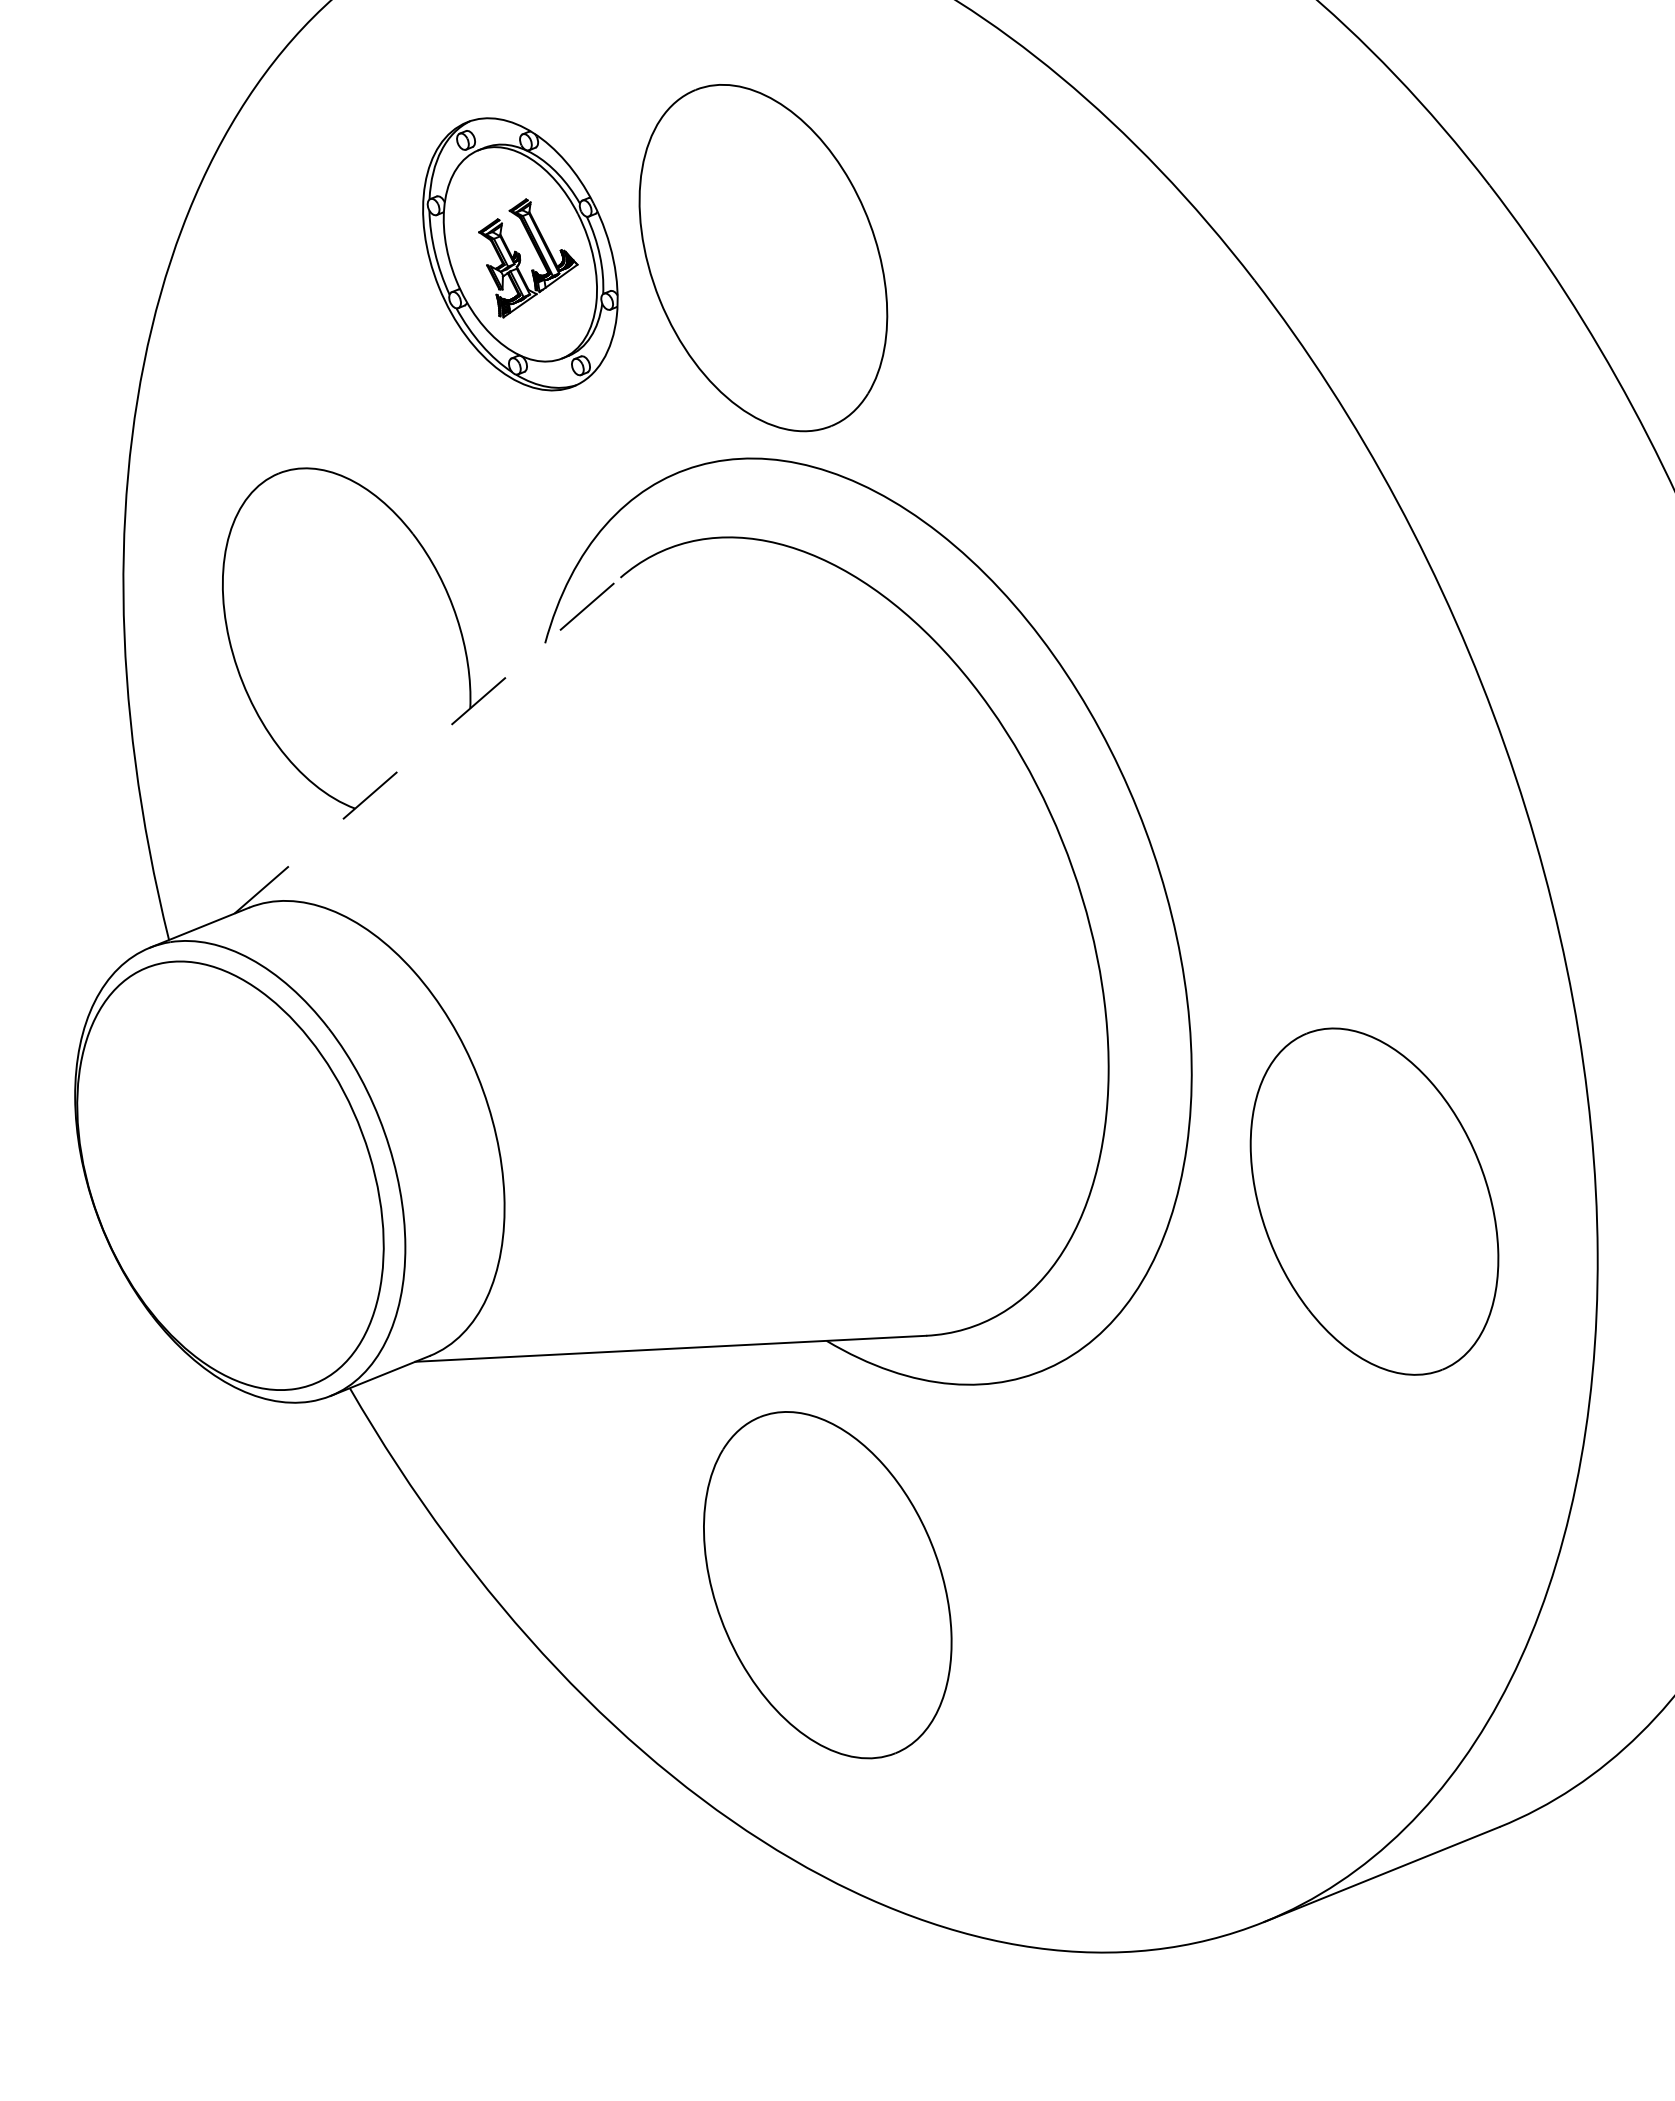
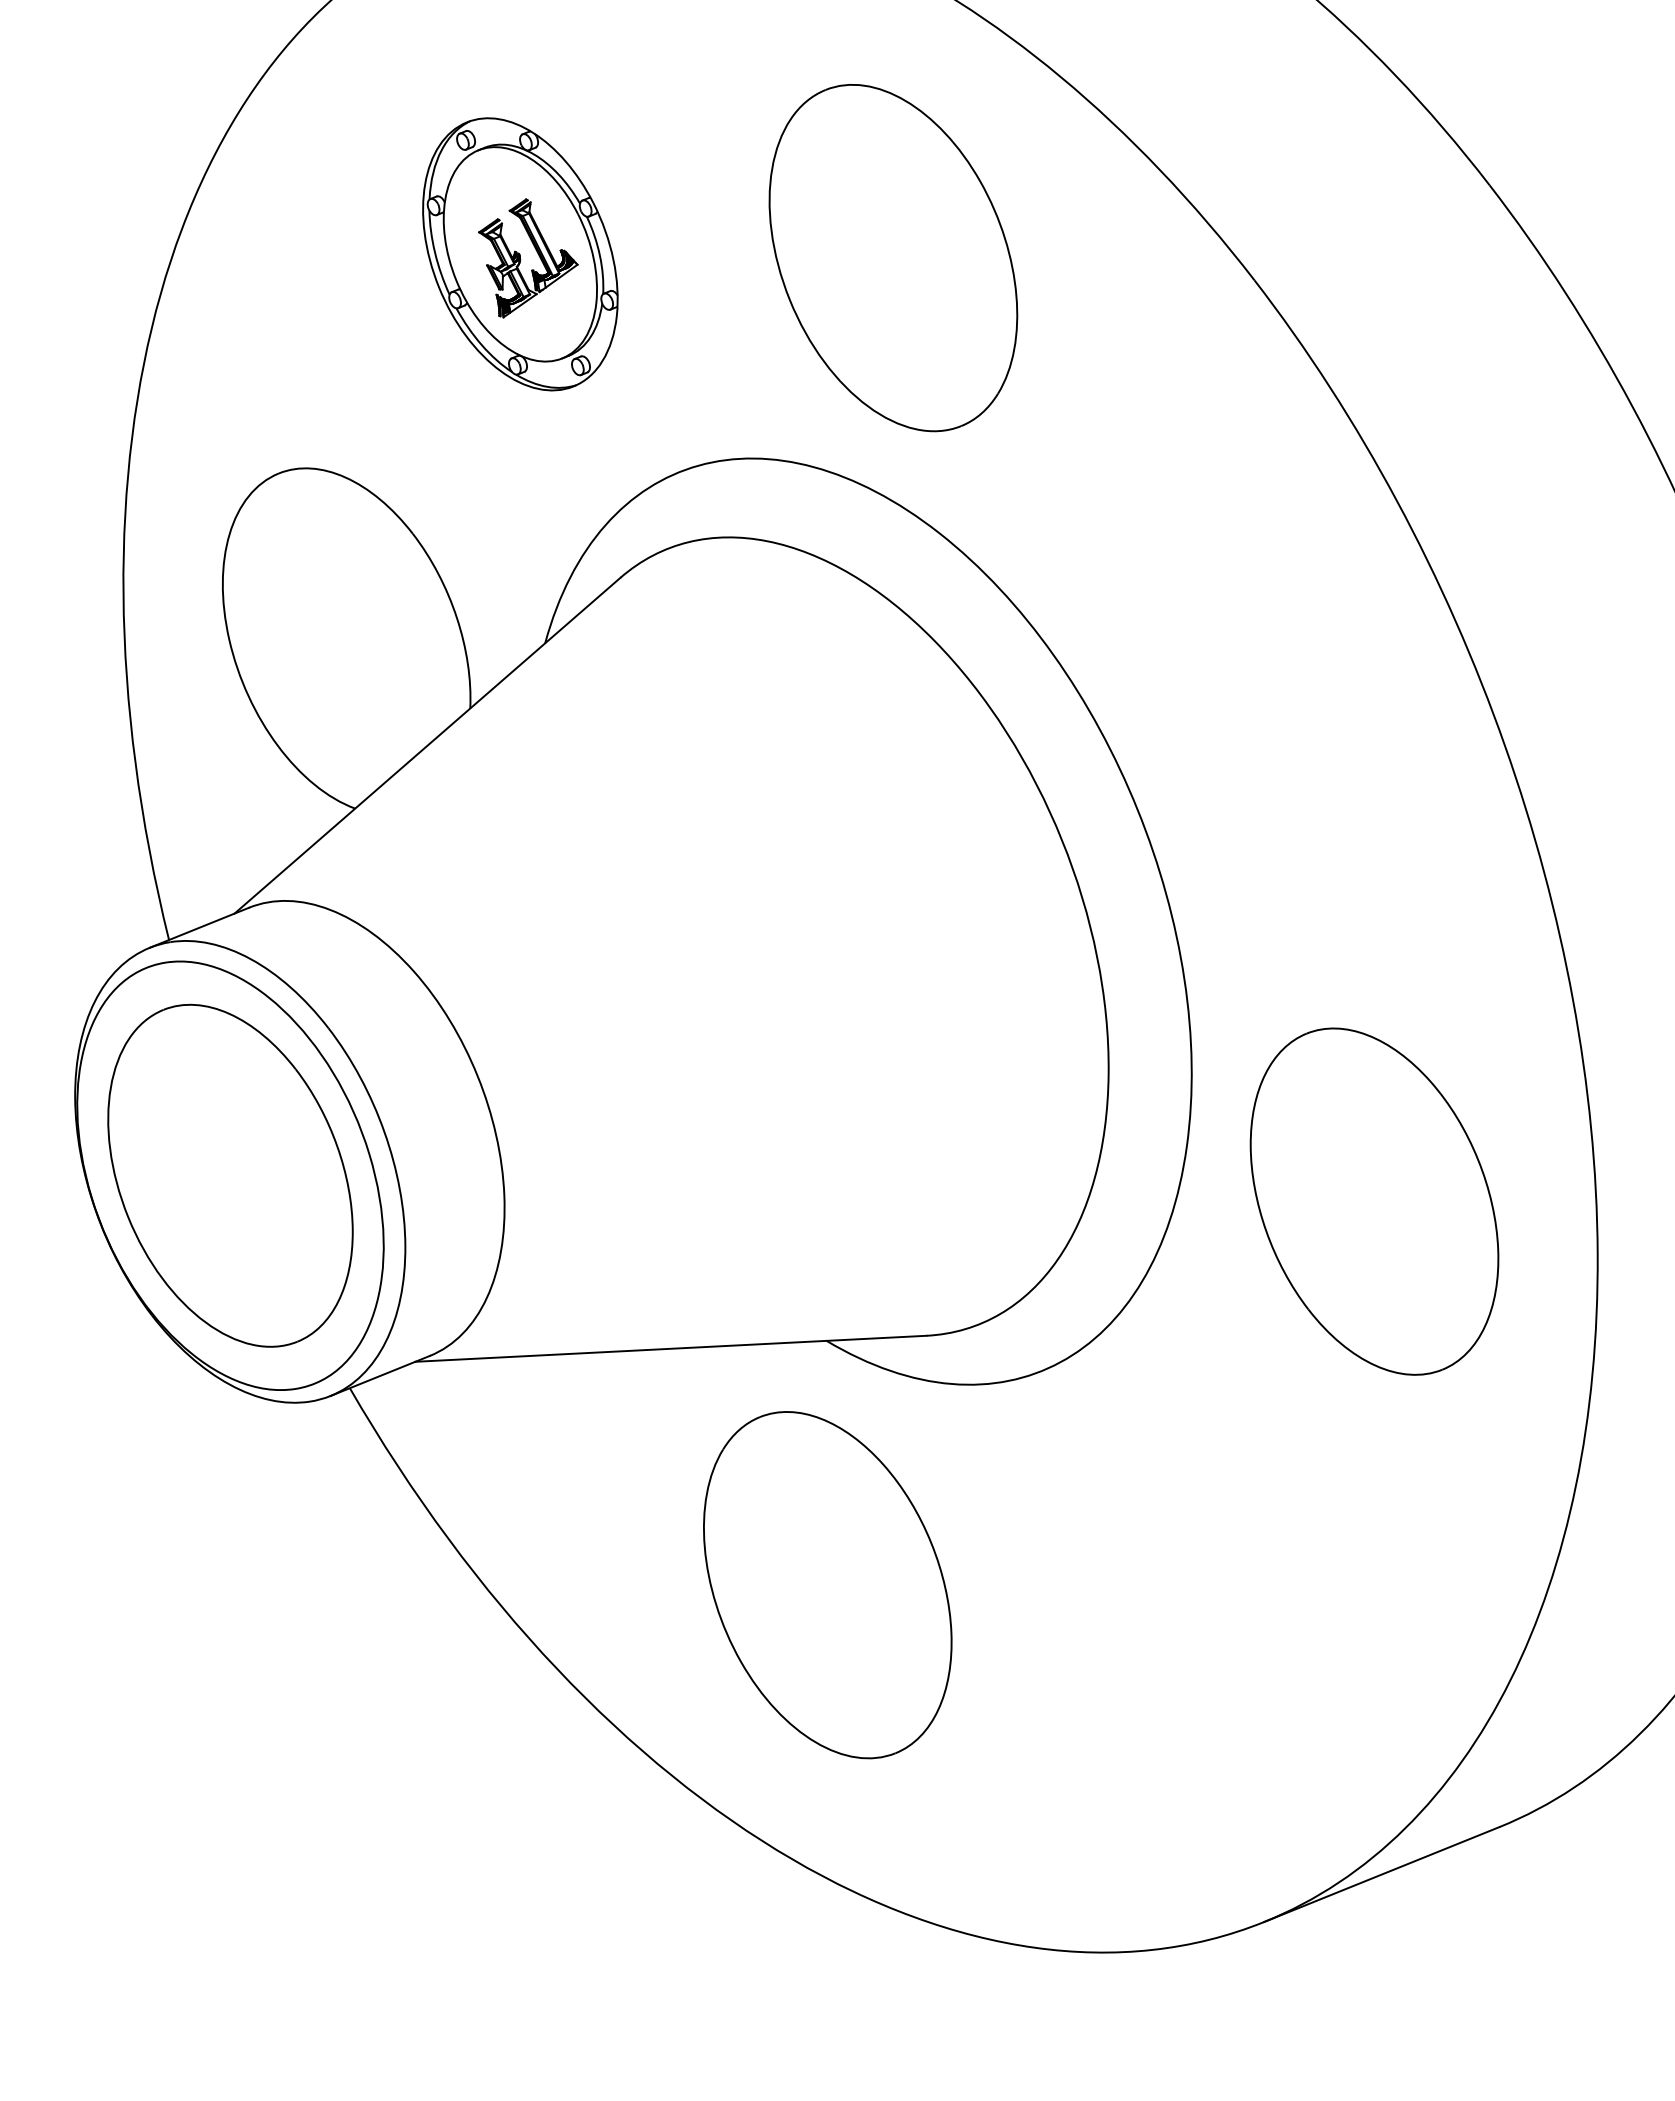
part position: (763, 258) -> (893, 258) (893, 258)
line: dashed -> solid (427, 745)
part: none -> present (230, 1175)
